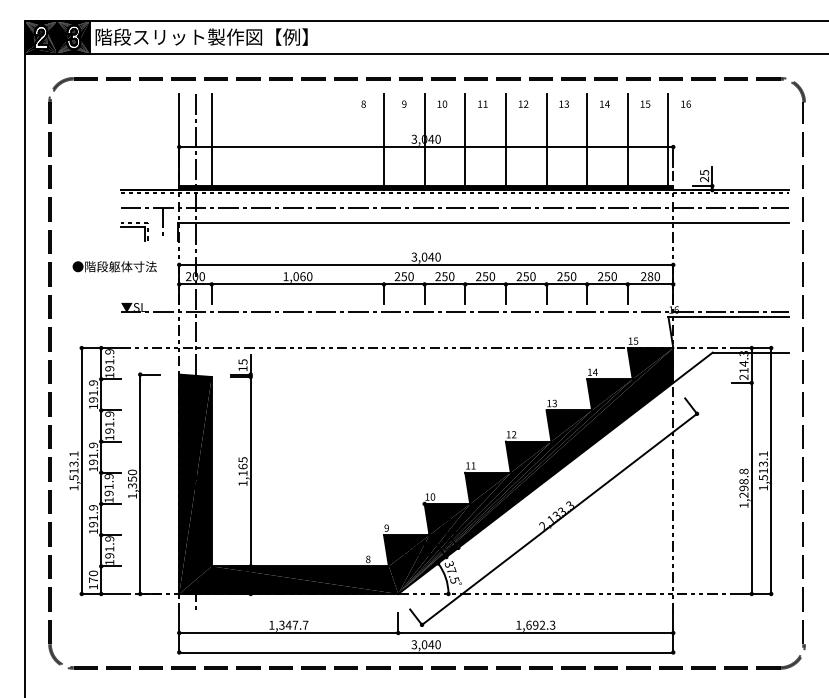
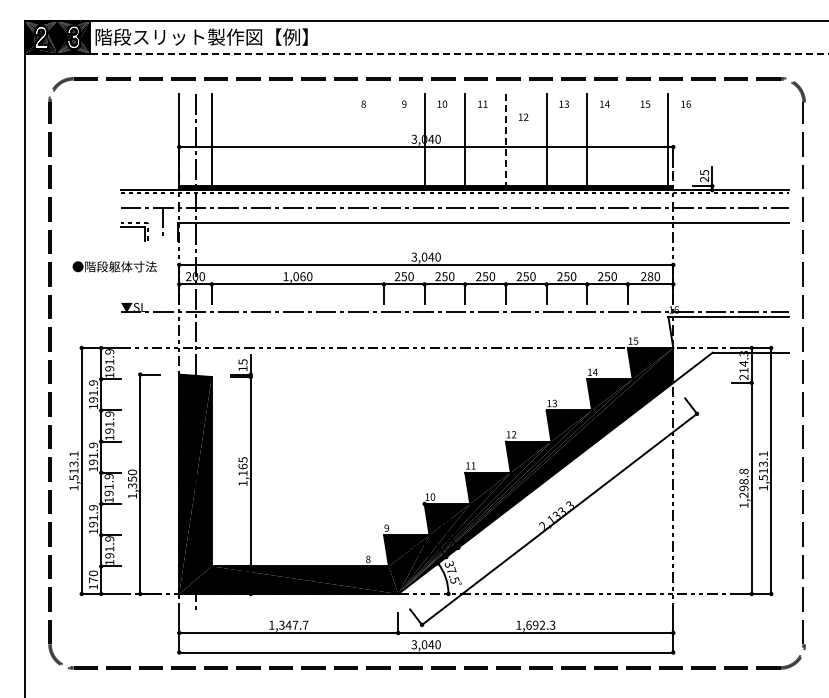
line: solid -> dashed (426, 53)
text position: (523, 103) -> (523, 116) (523, 116)
line: present -> none (384, 142)
line: solid -> dashed (505, 142)
line: present -> none (627, 142)
